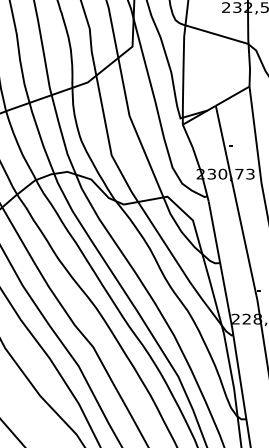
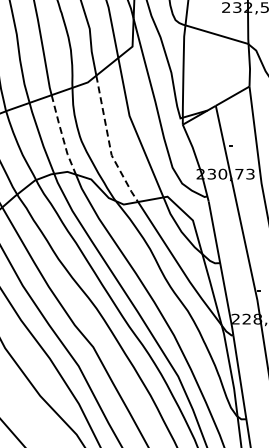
line: solid -> dashed (62, 136)
line: solid -> dashed (109, 143)
